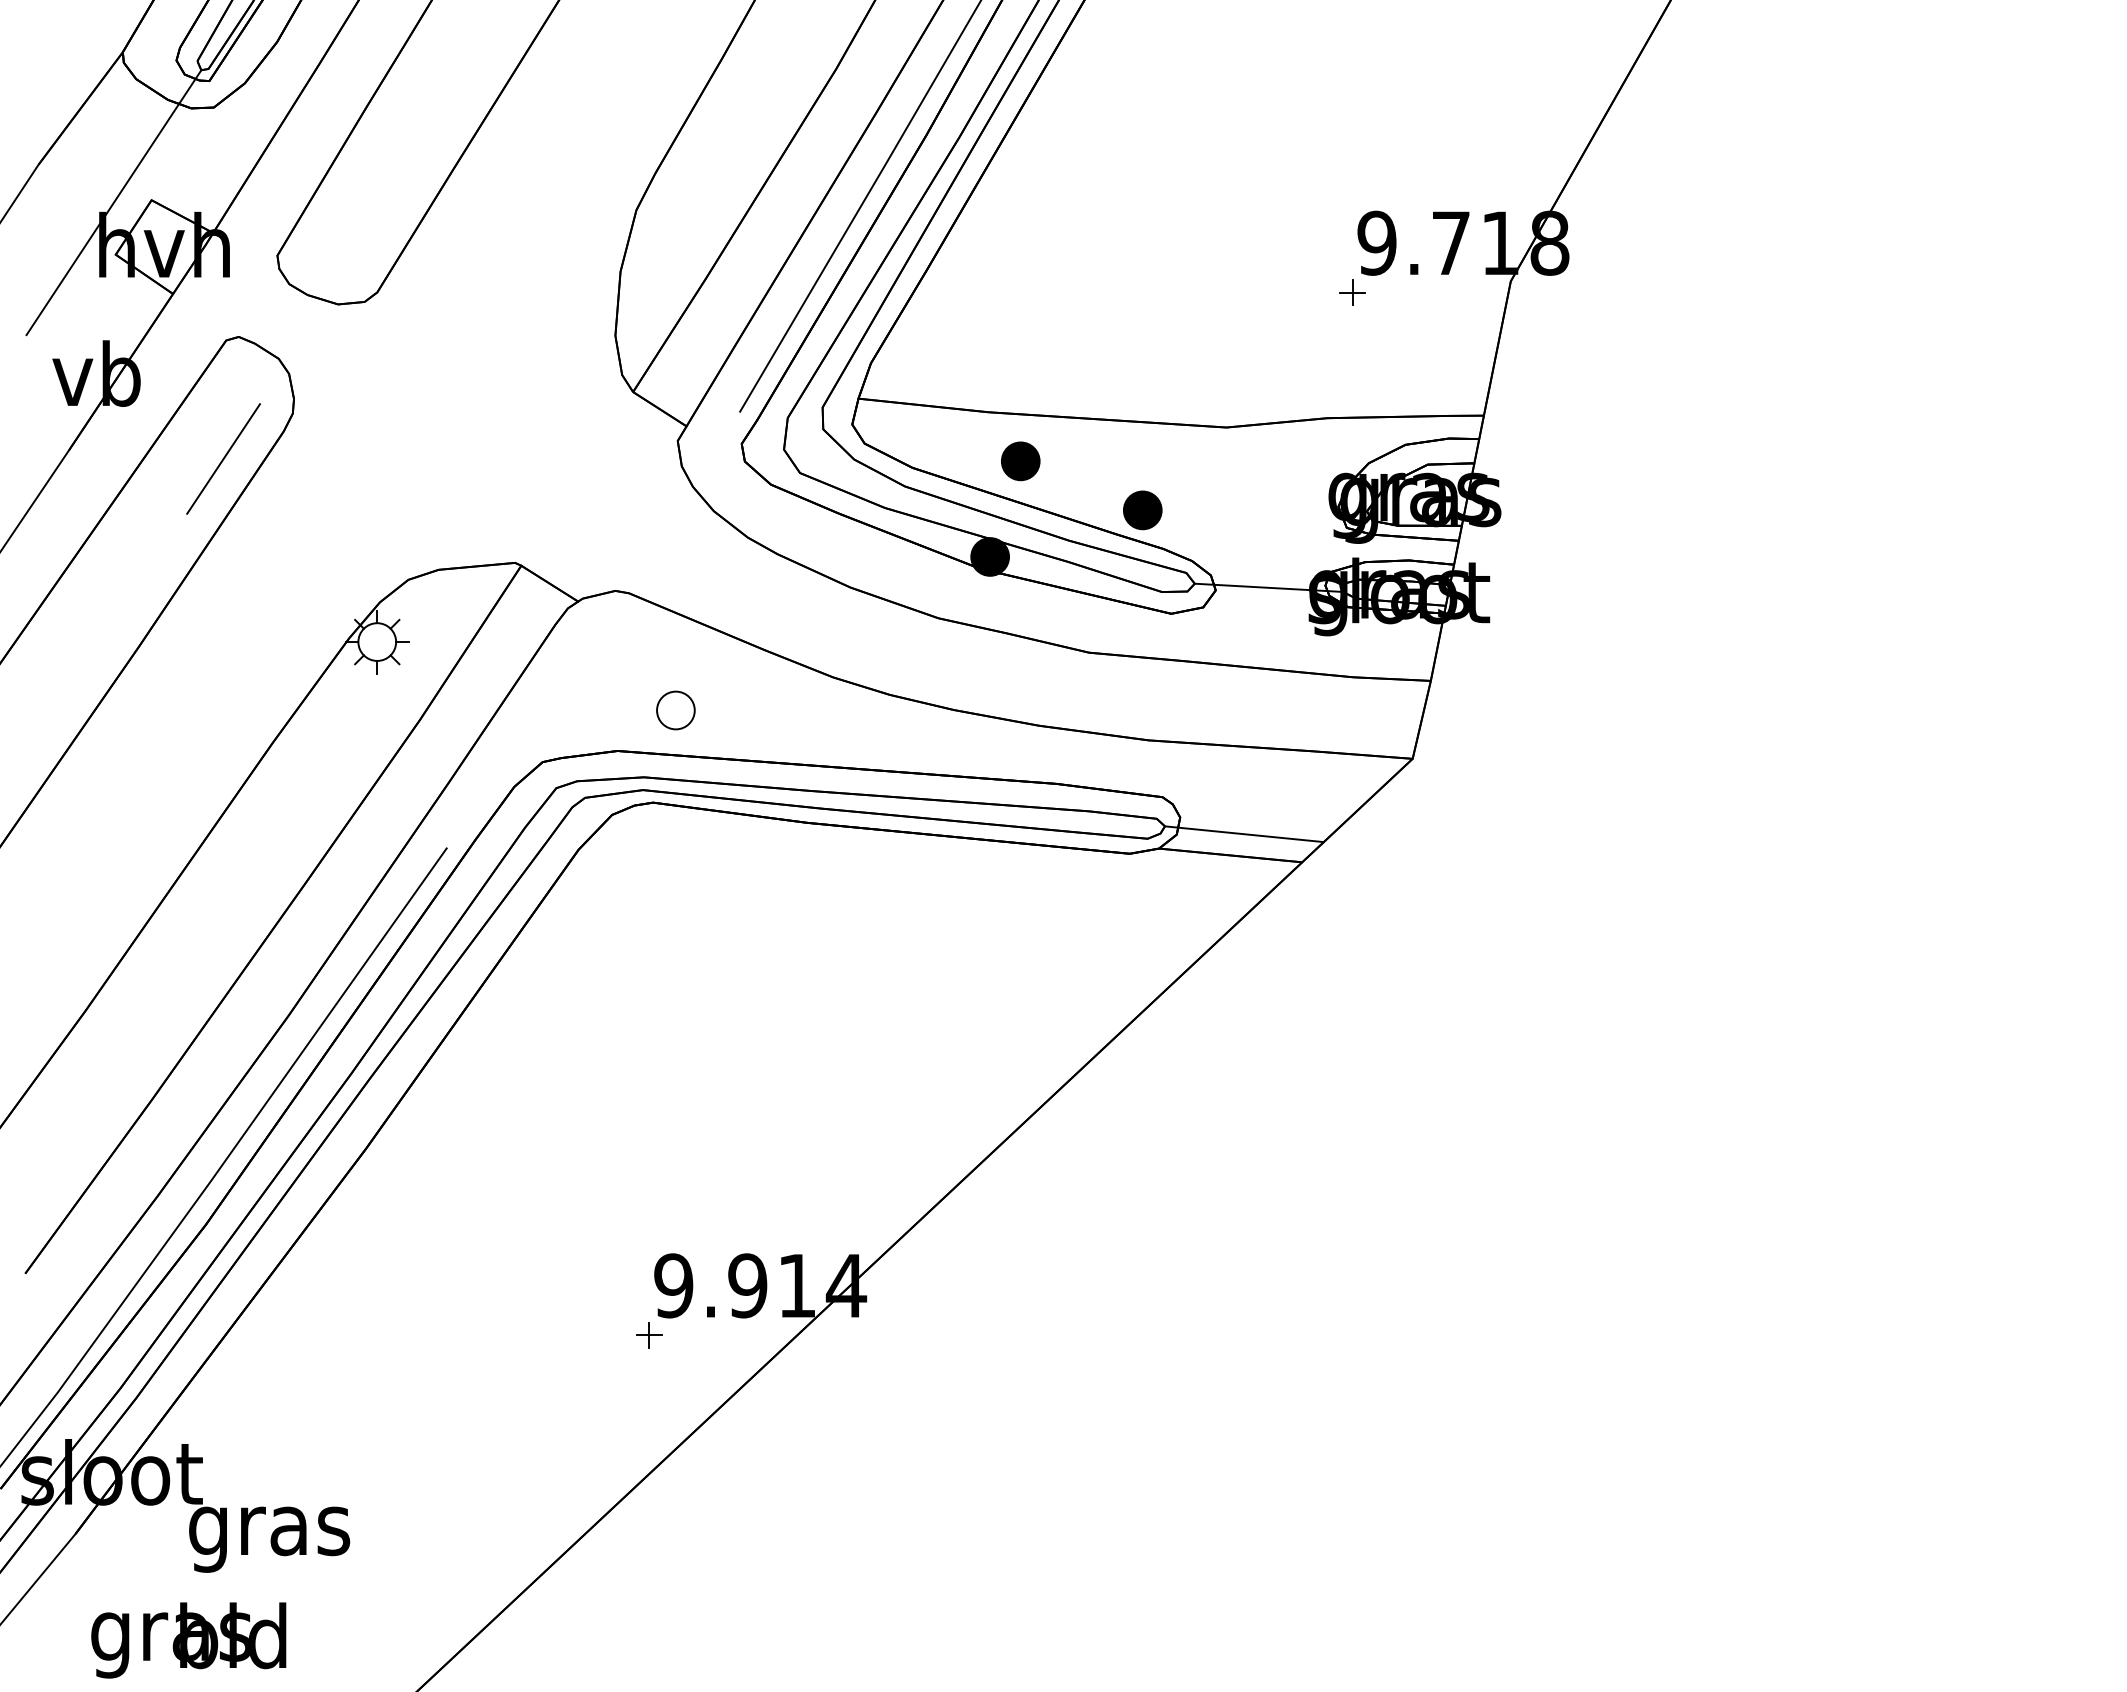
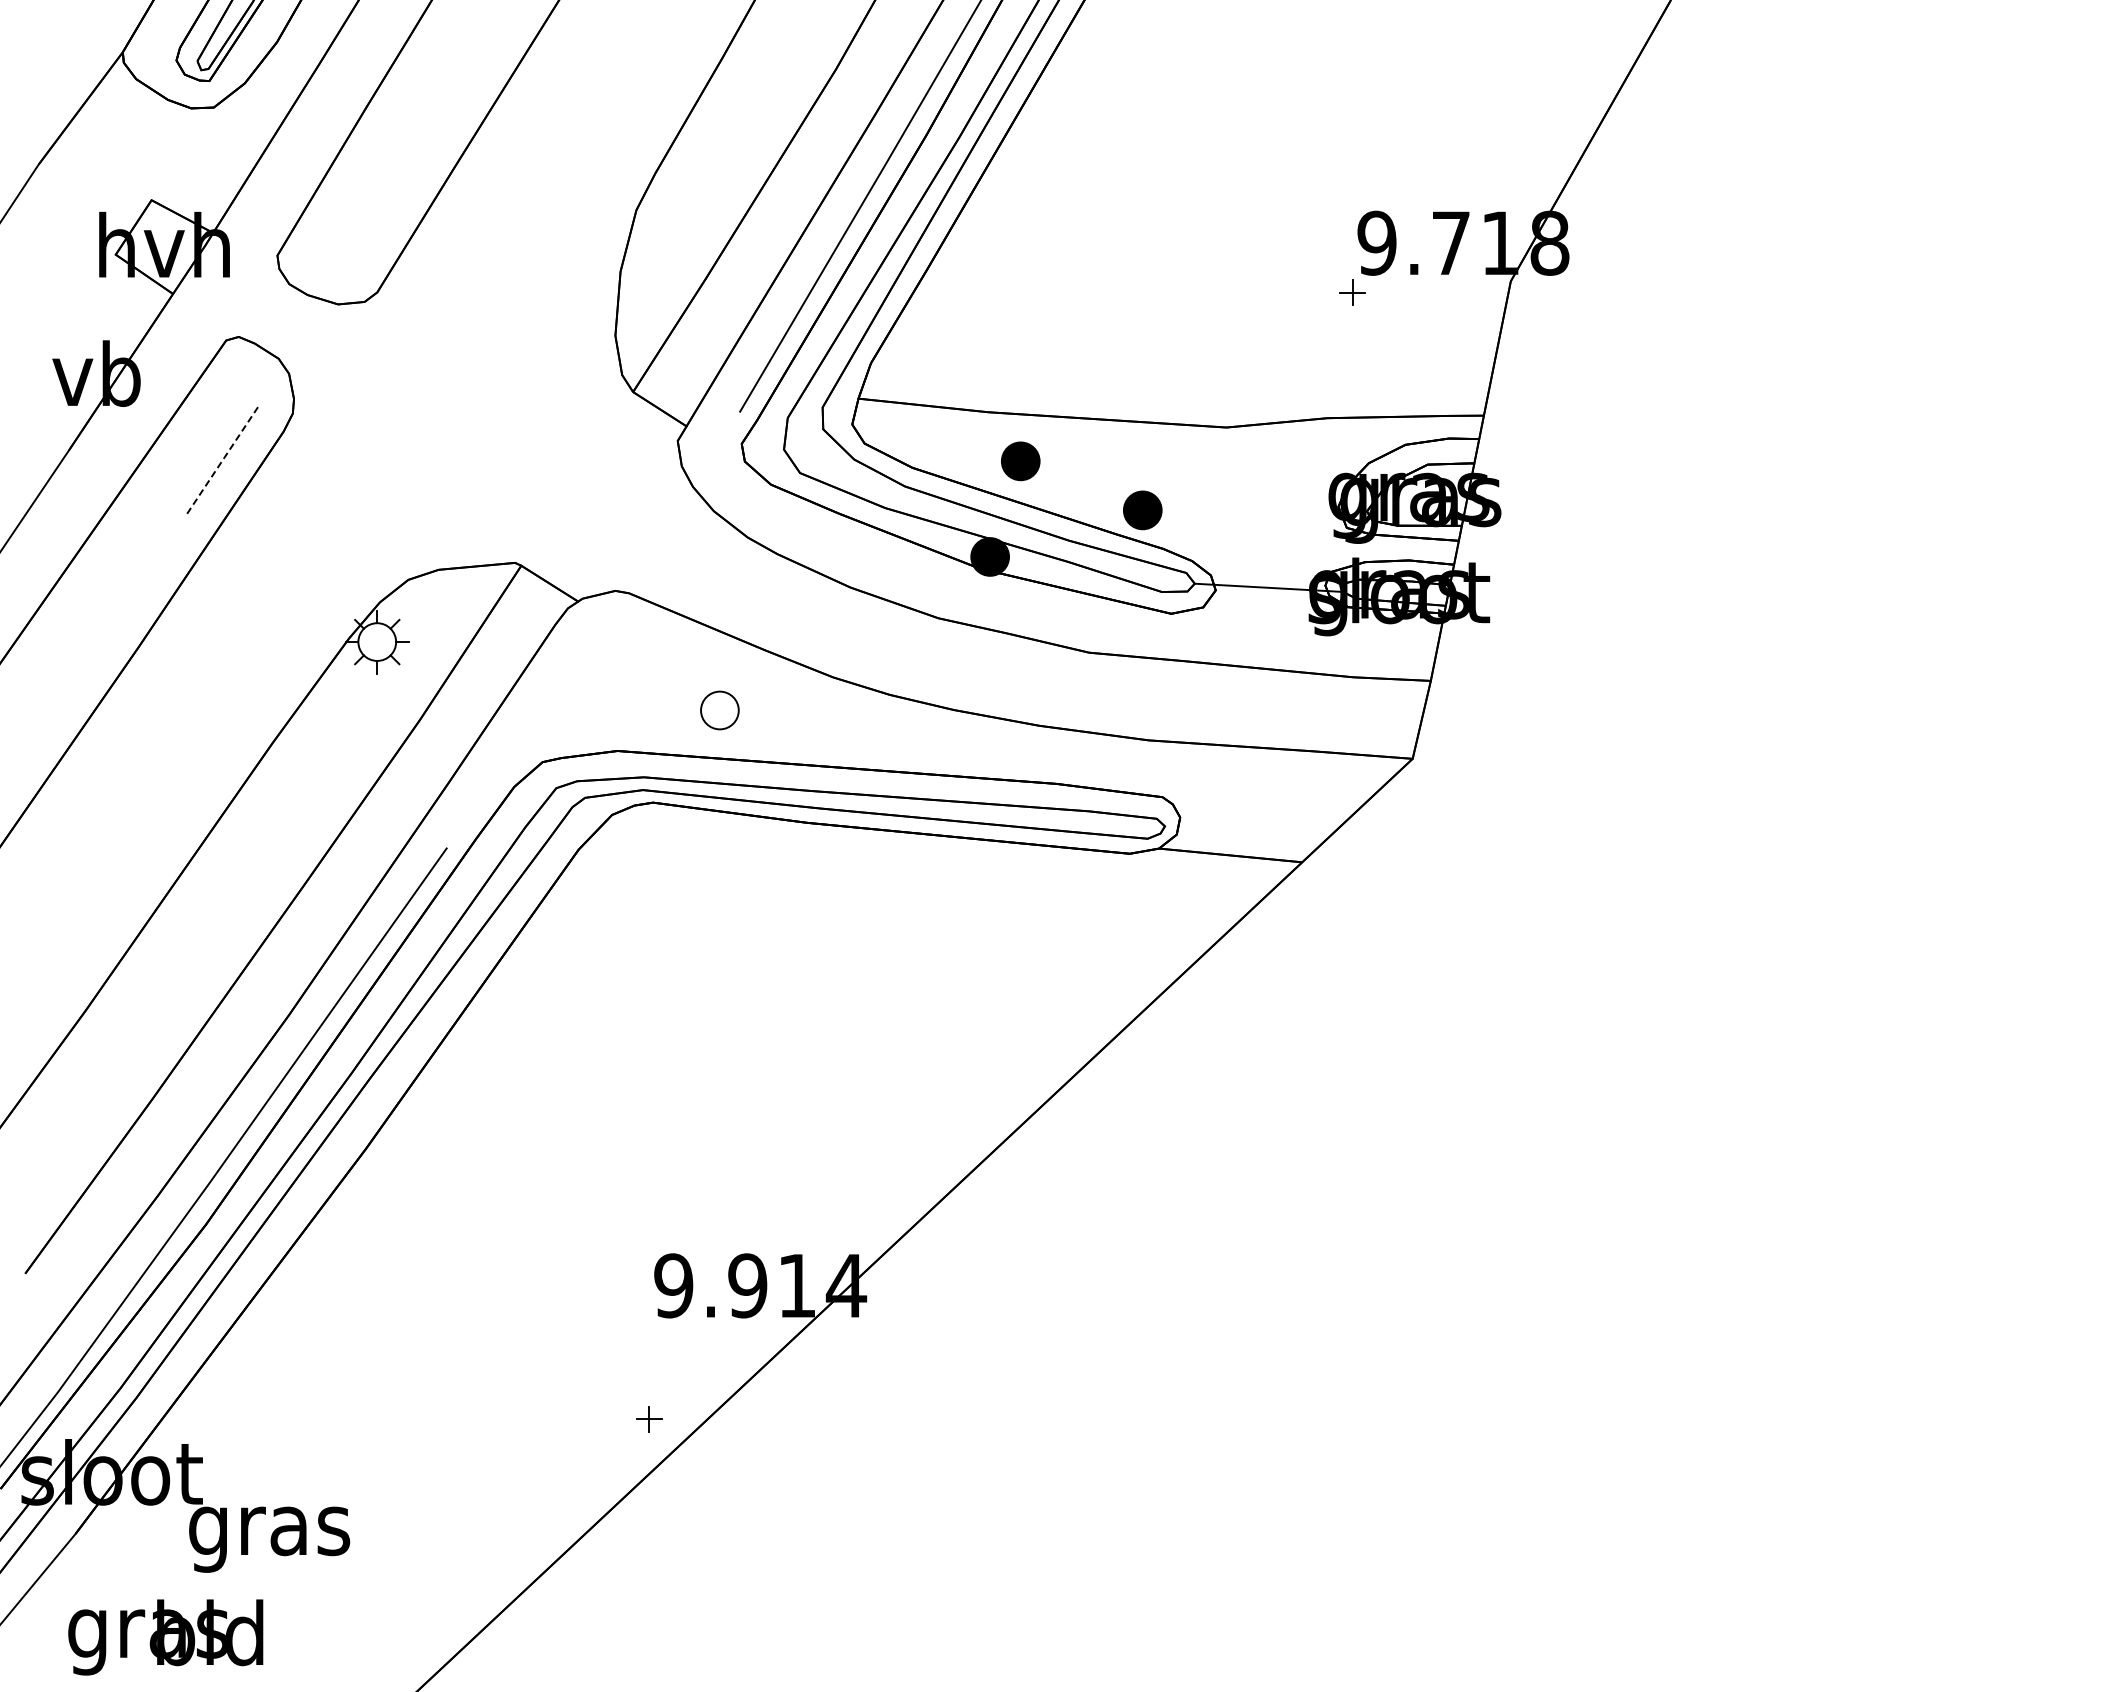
line: present -> none (113, 202)
line: solid -> dashed (223, 459)
part position: (675, 710) -> (719, 710) (719, 710)
line: present -> none (1243, 834)
part position: (649, 1335) -> (649, 1419) (649, 1419)
text position: (188, 1640) -> (165, 1637) (165, 1637)
